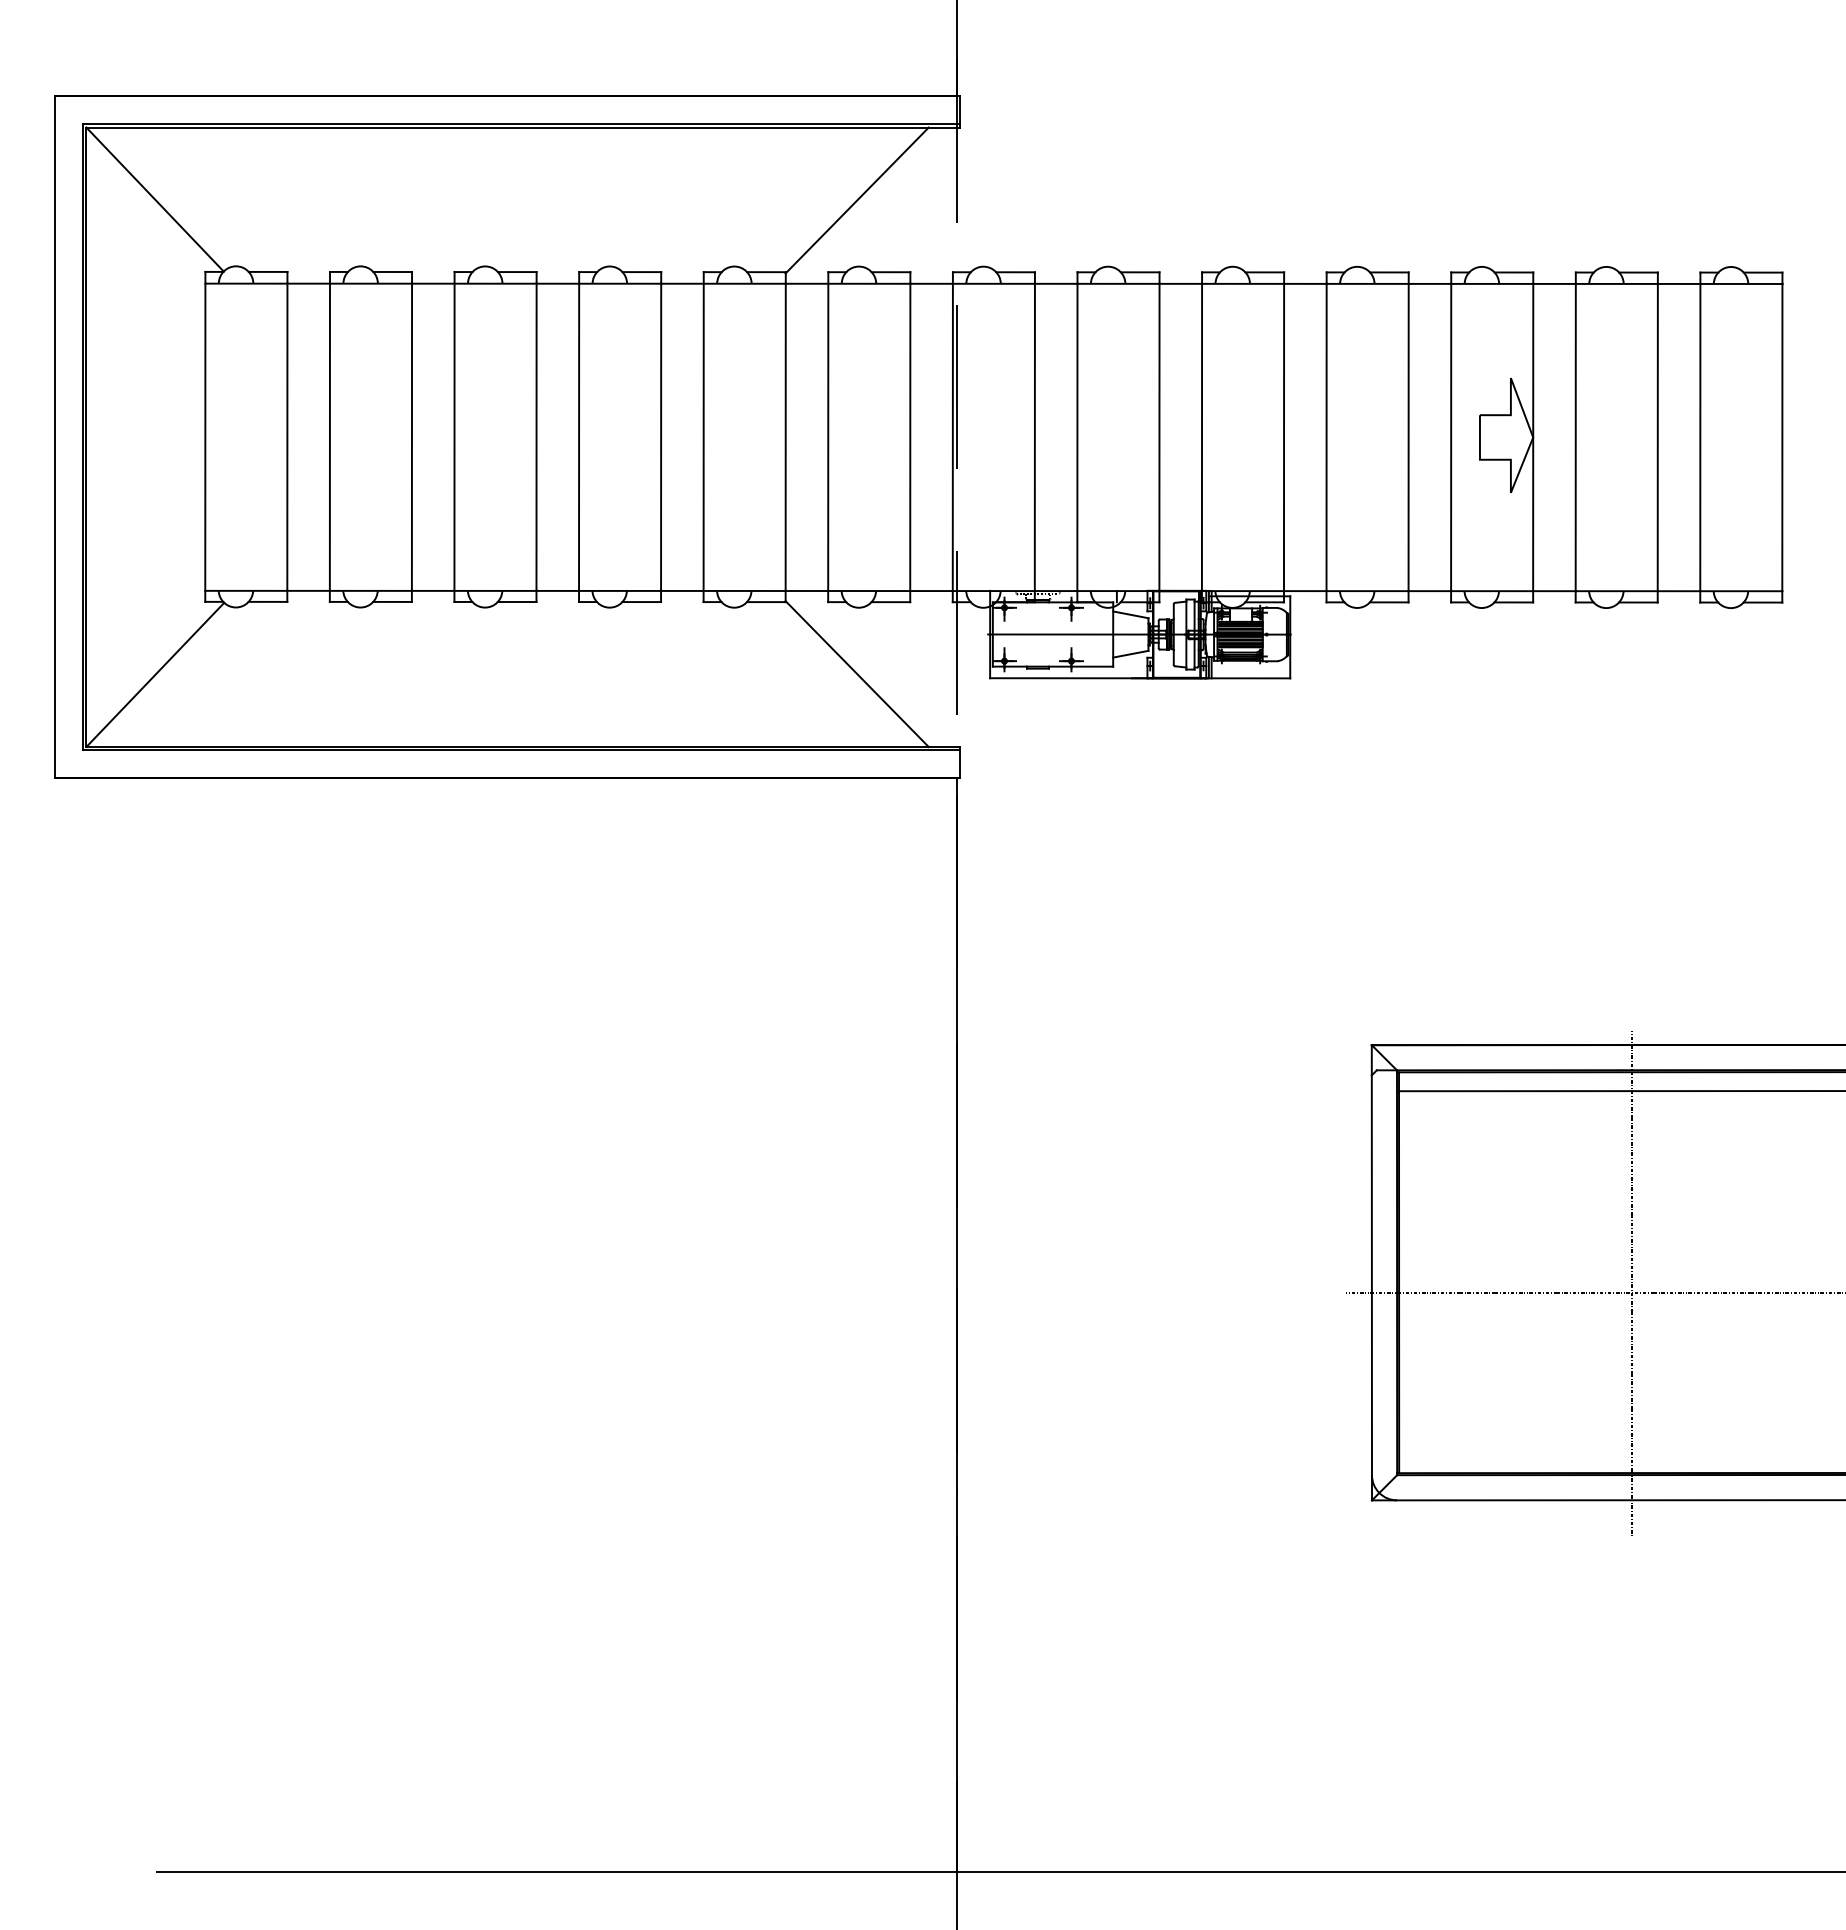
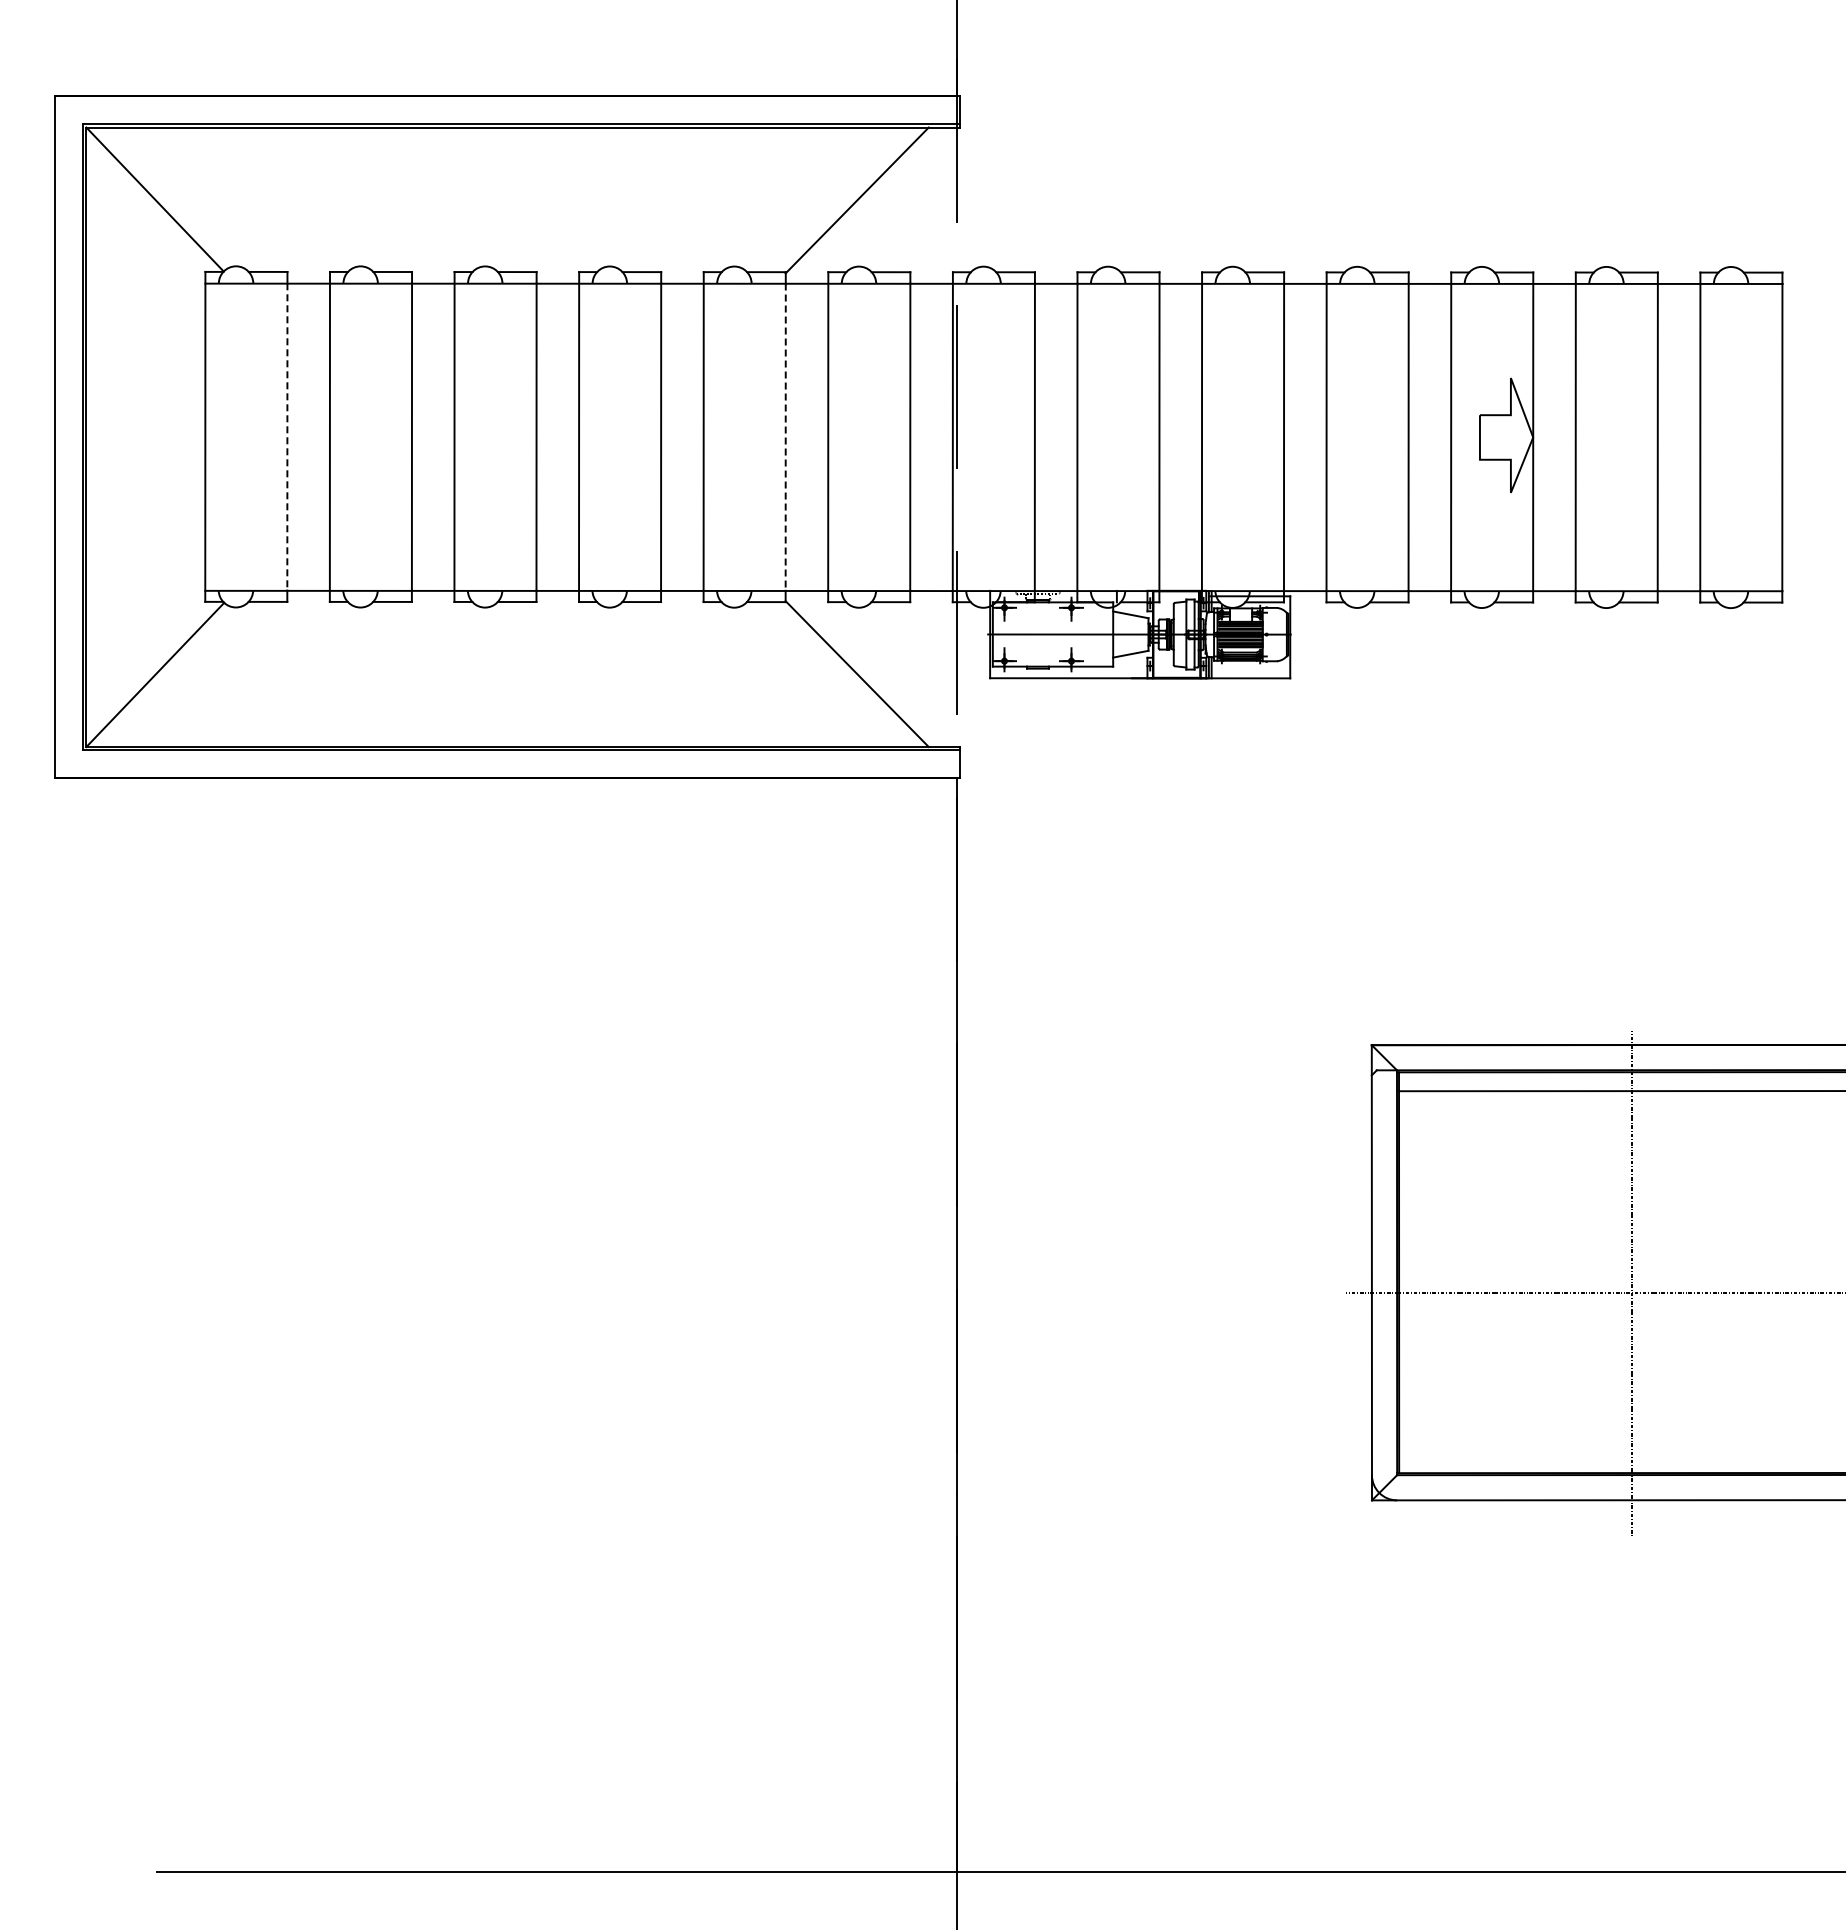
line: solid -> dashed (287, 436)
line: solid -> dashed (785, 437)
